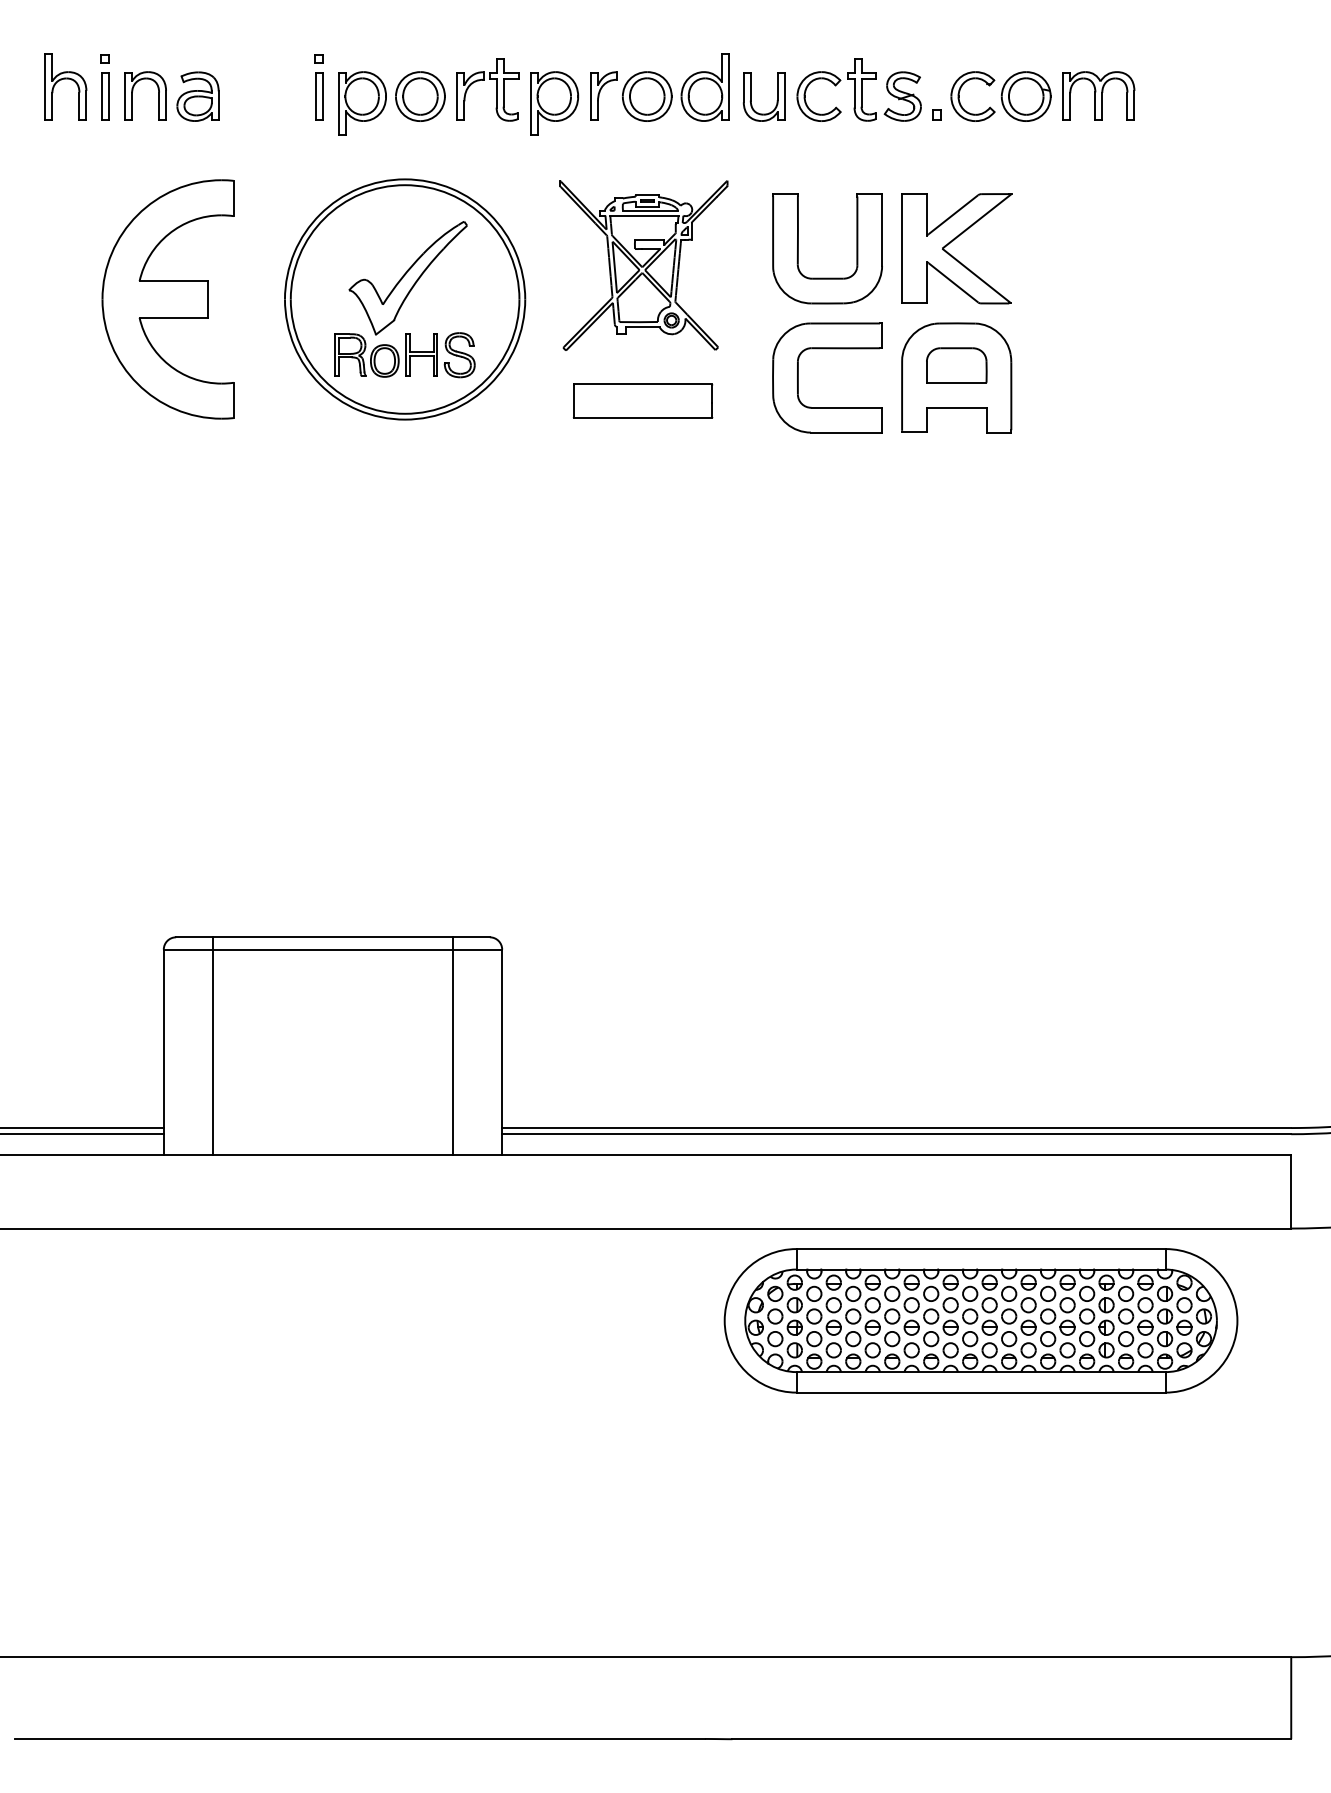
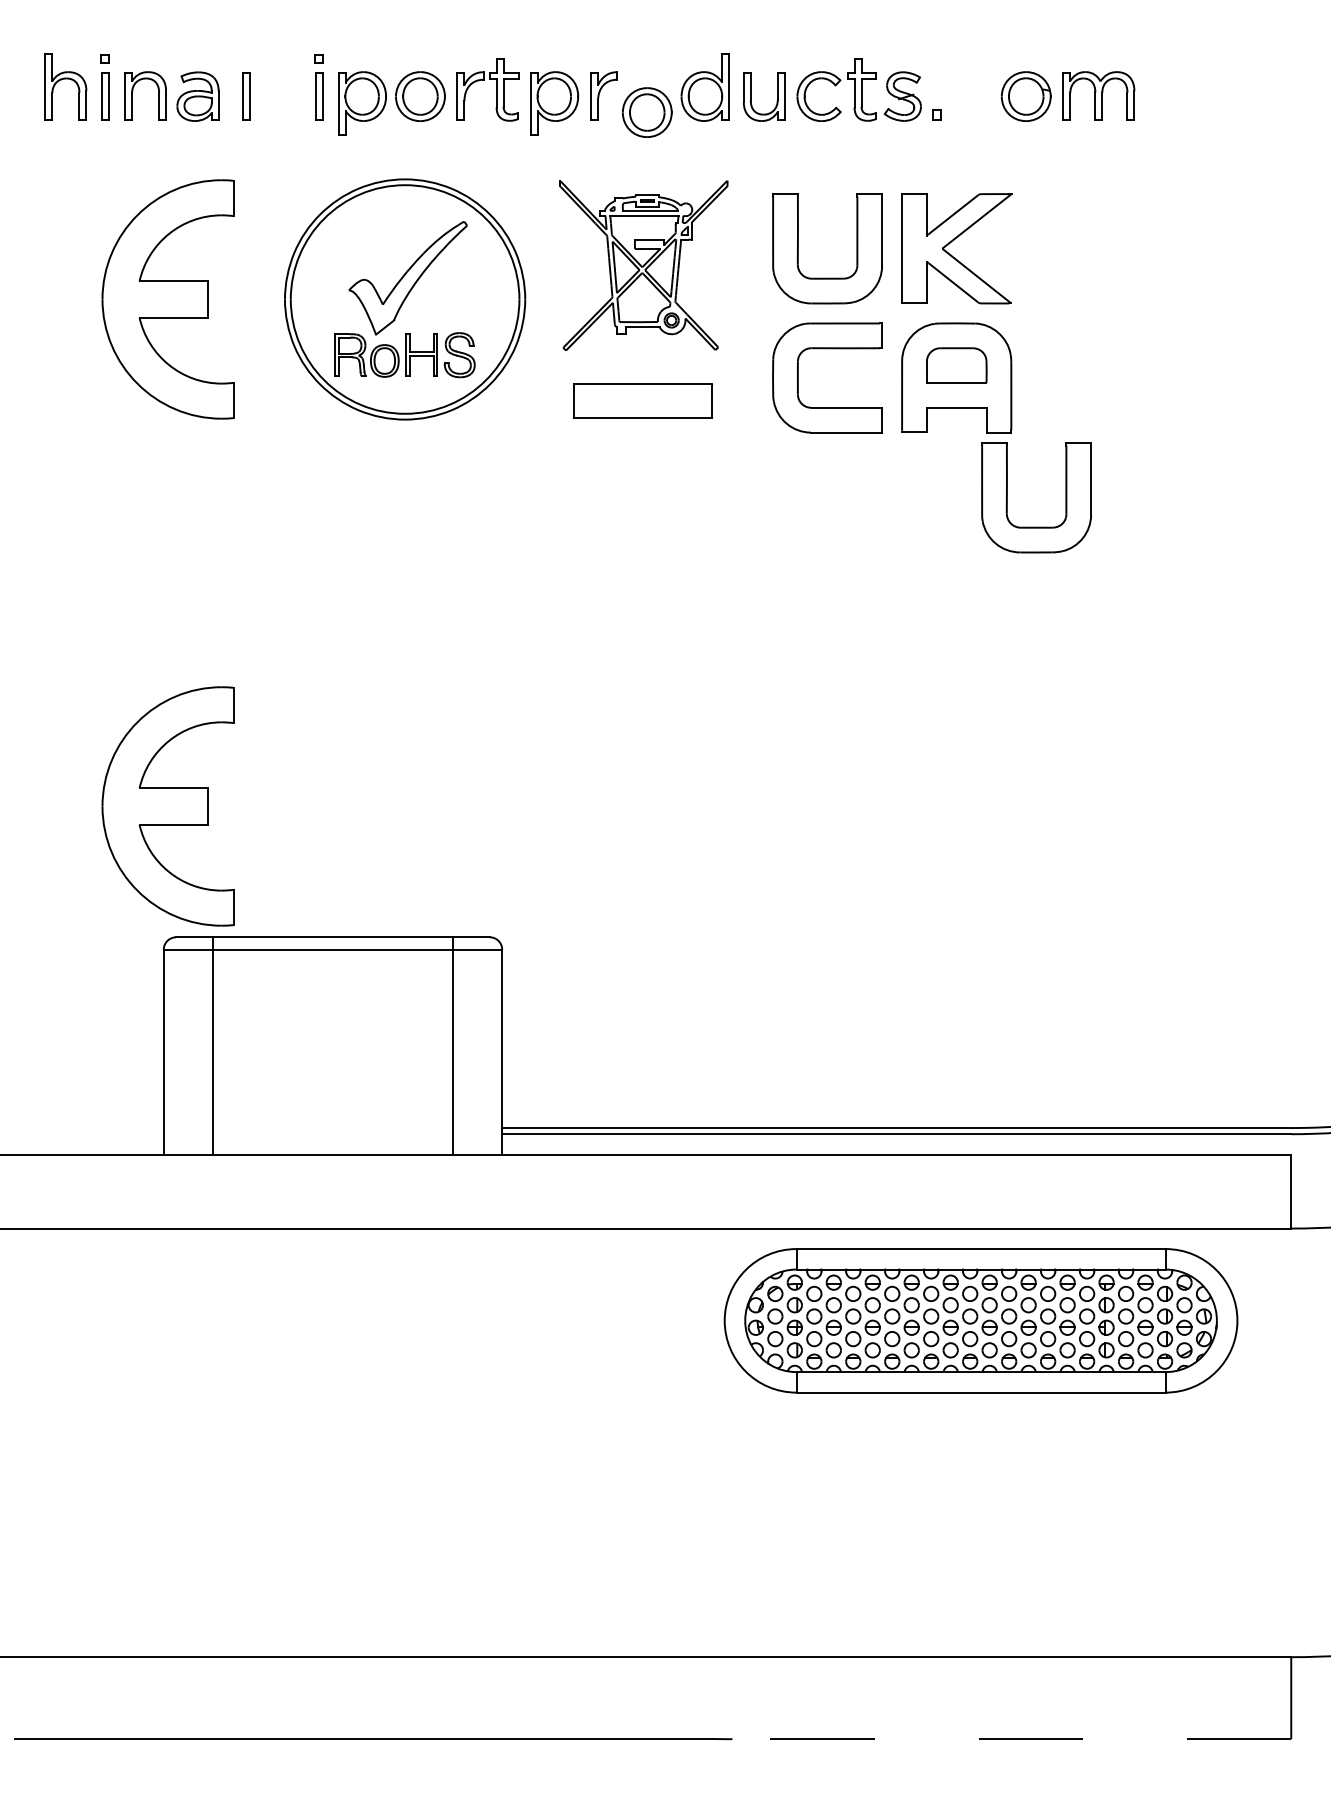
part: present -> none (960, 91)
part: none -> present (246, 96)
part position: (647, 96) -> (647, 112) (647, 112)
part: none -> present (1007, 497)
part: none -> present (167, 806)
line: present -> none (82, 1128)
line: present -> none (82, 1134)
line: solid -> dashed (1011, 1739)
